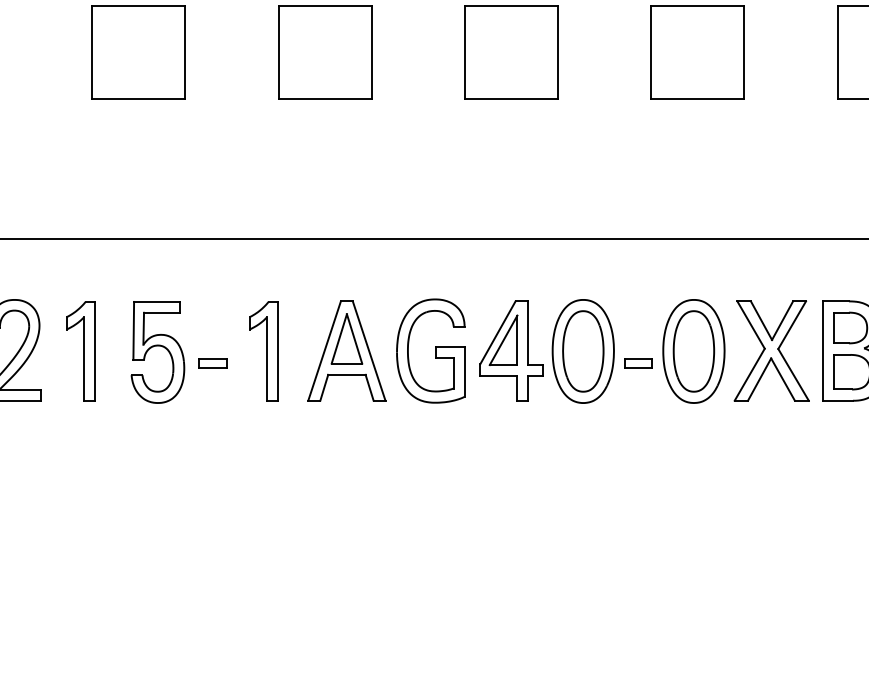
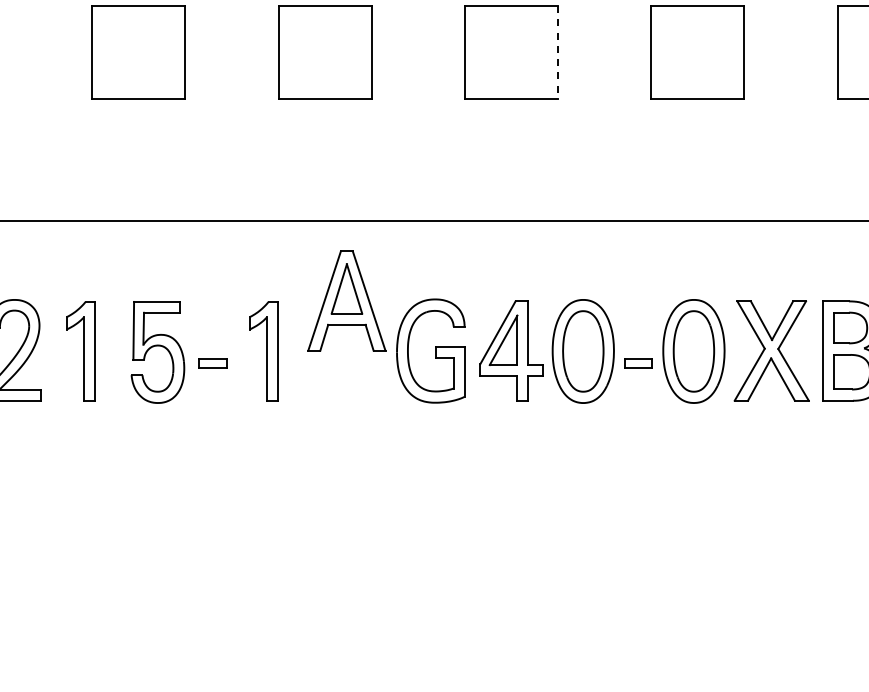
line: solid -> dashed (558, 52)
line position: (433, 238) -> (433, 220) (433, 220)
part position: (346, 350) -> (346, 300) (346, 300)
